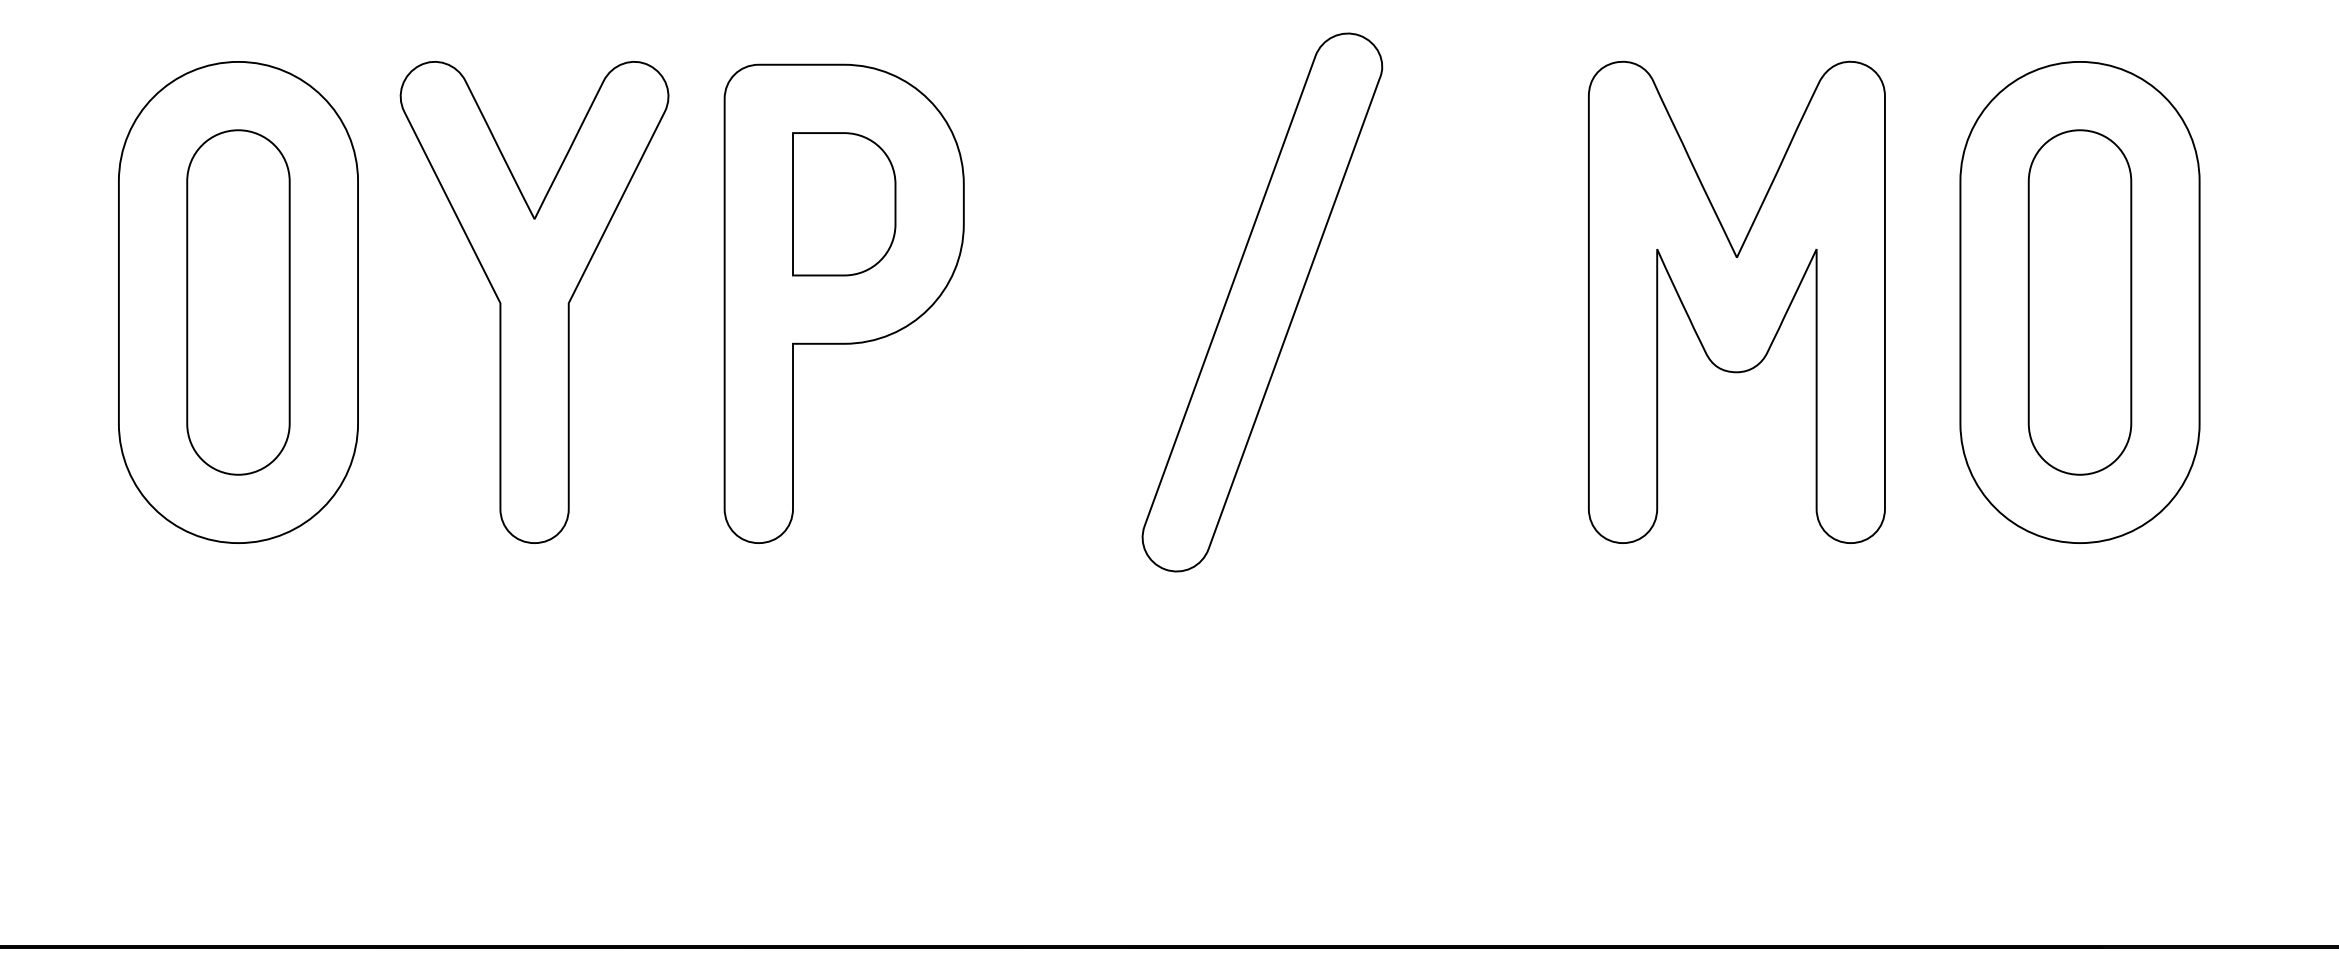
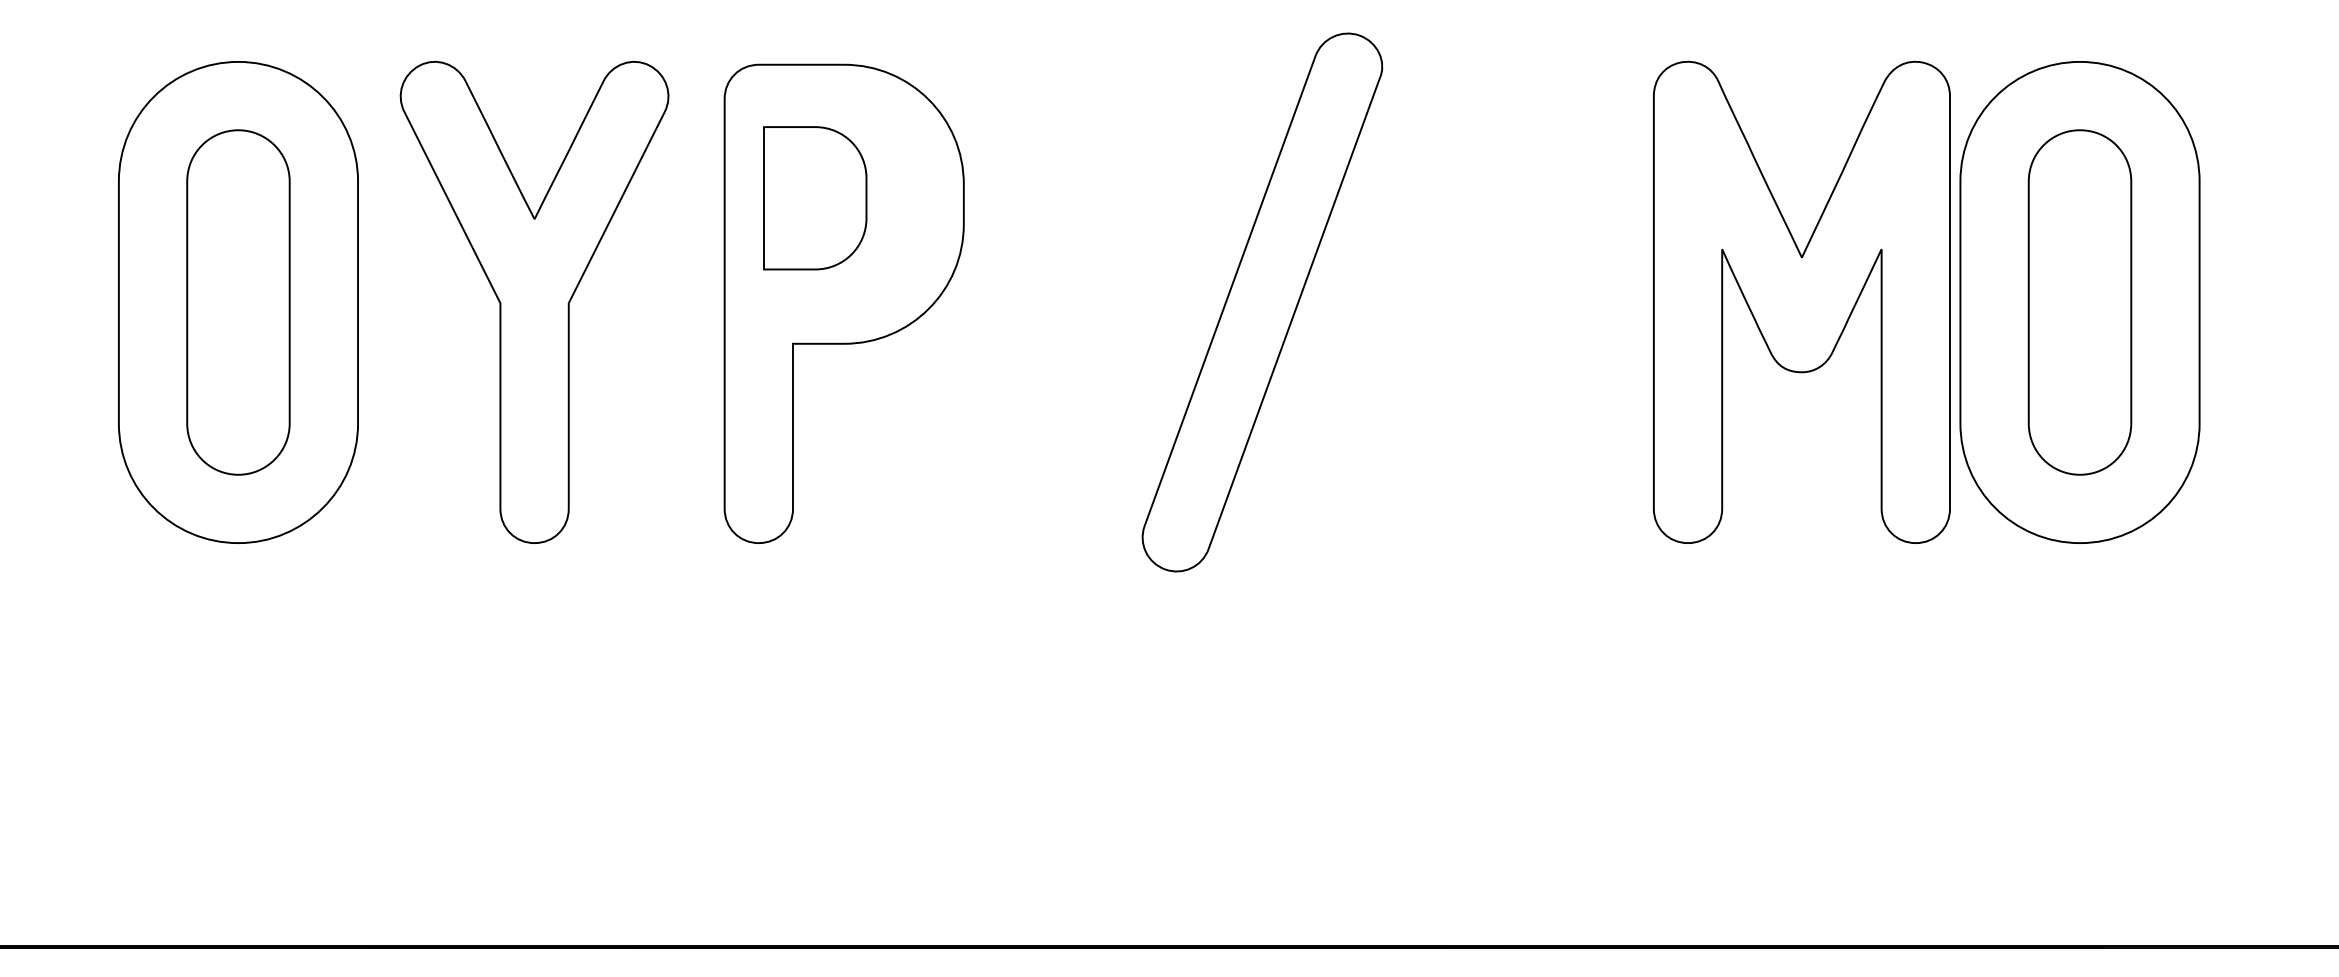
part position: (844, 204) -> (815, 198) (815, 198)
part position: (1736, 301) -> (1801, 301) (1801, 301)
